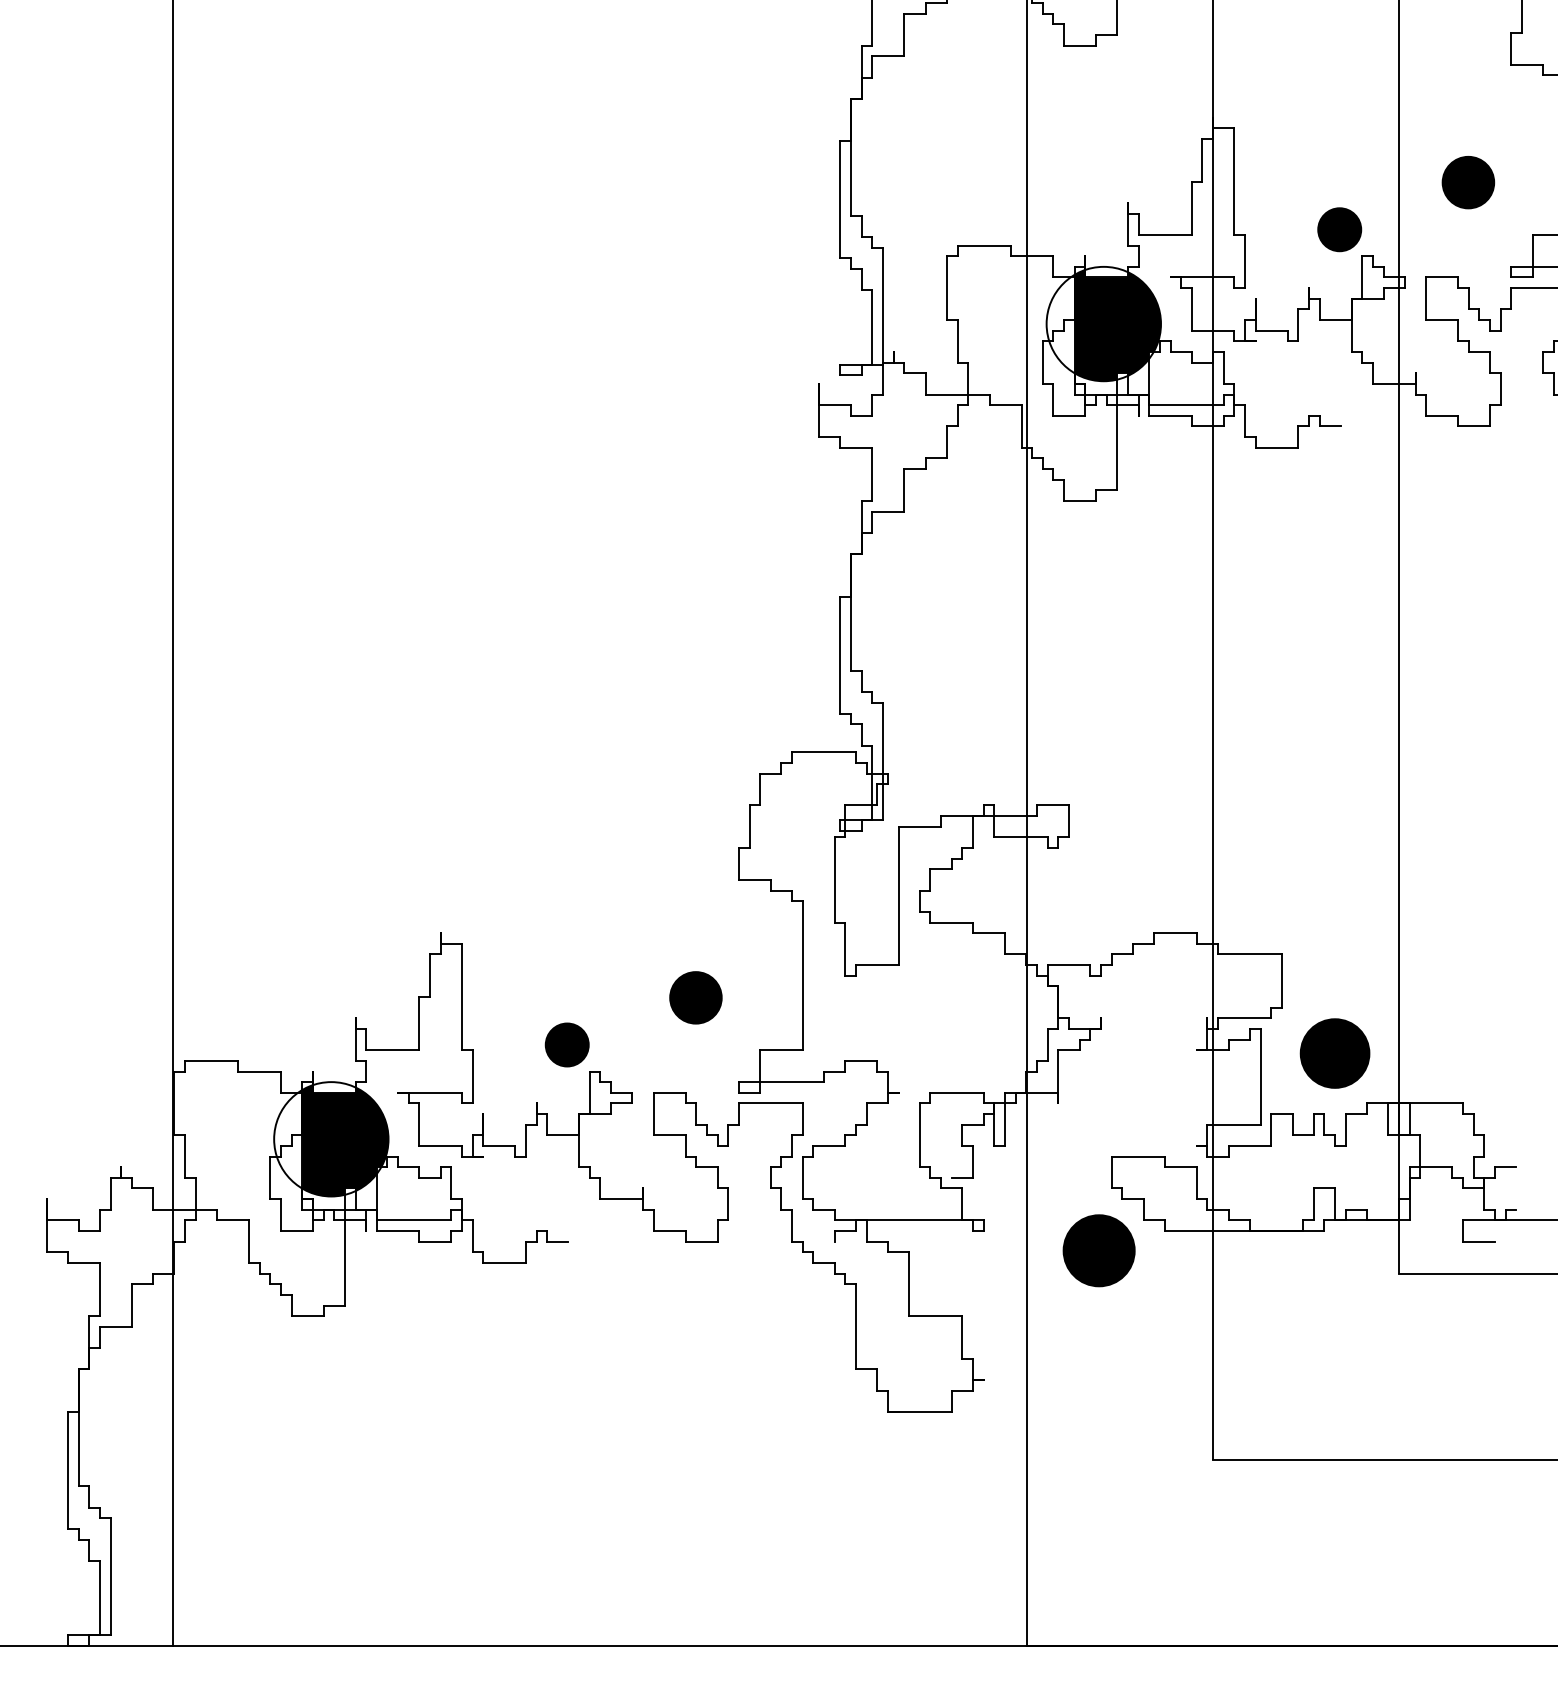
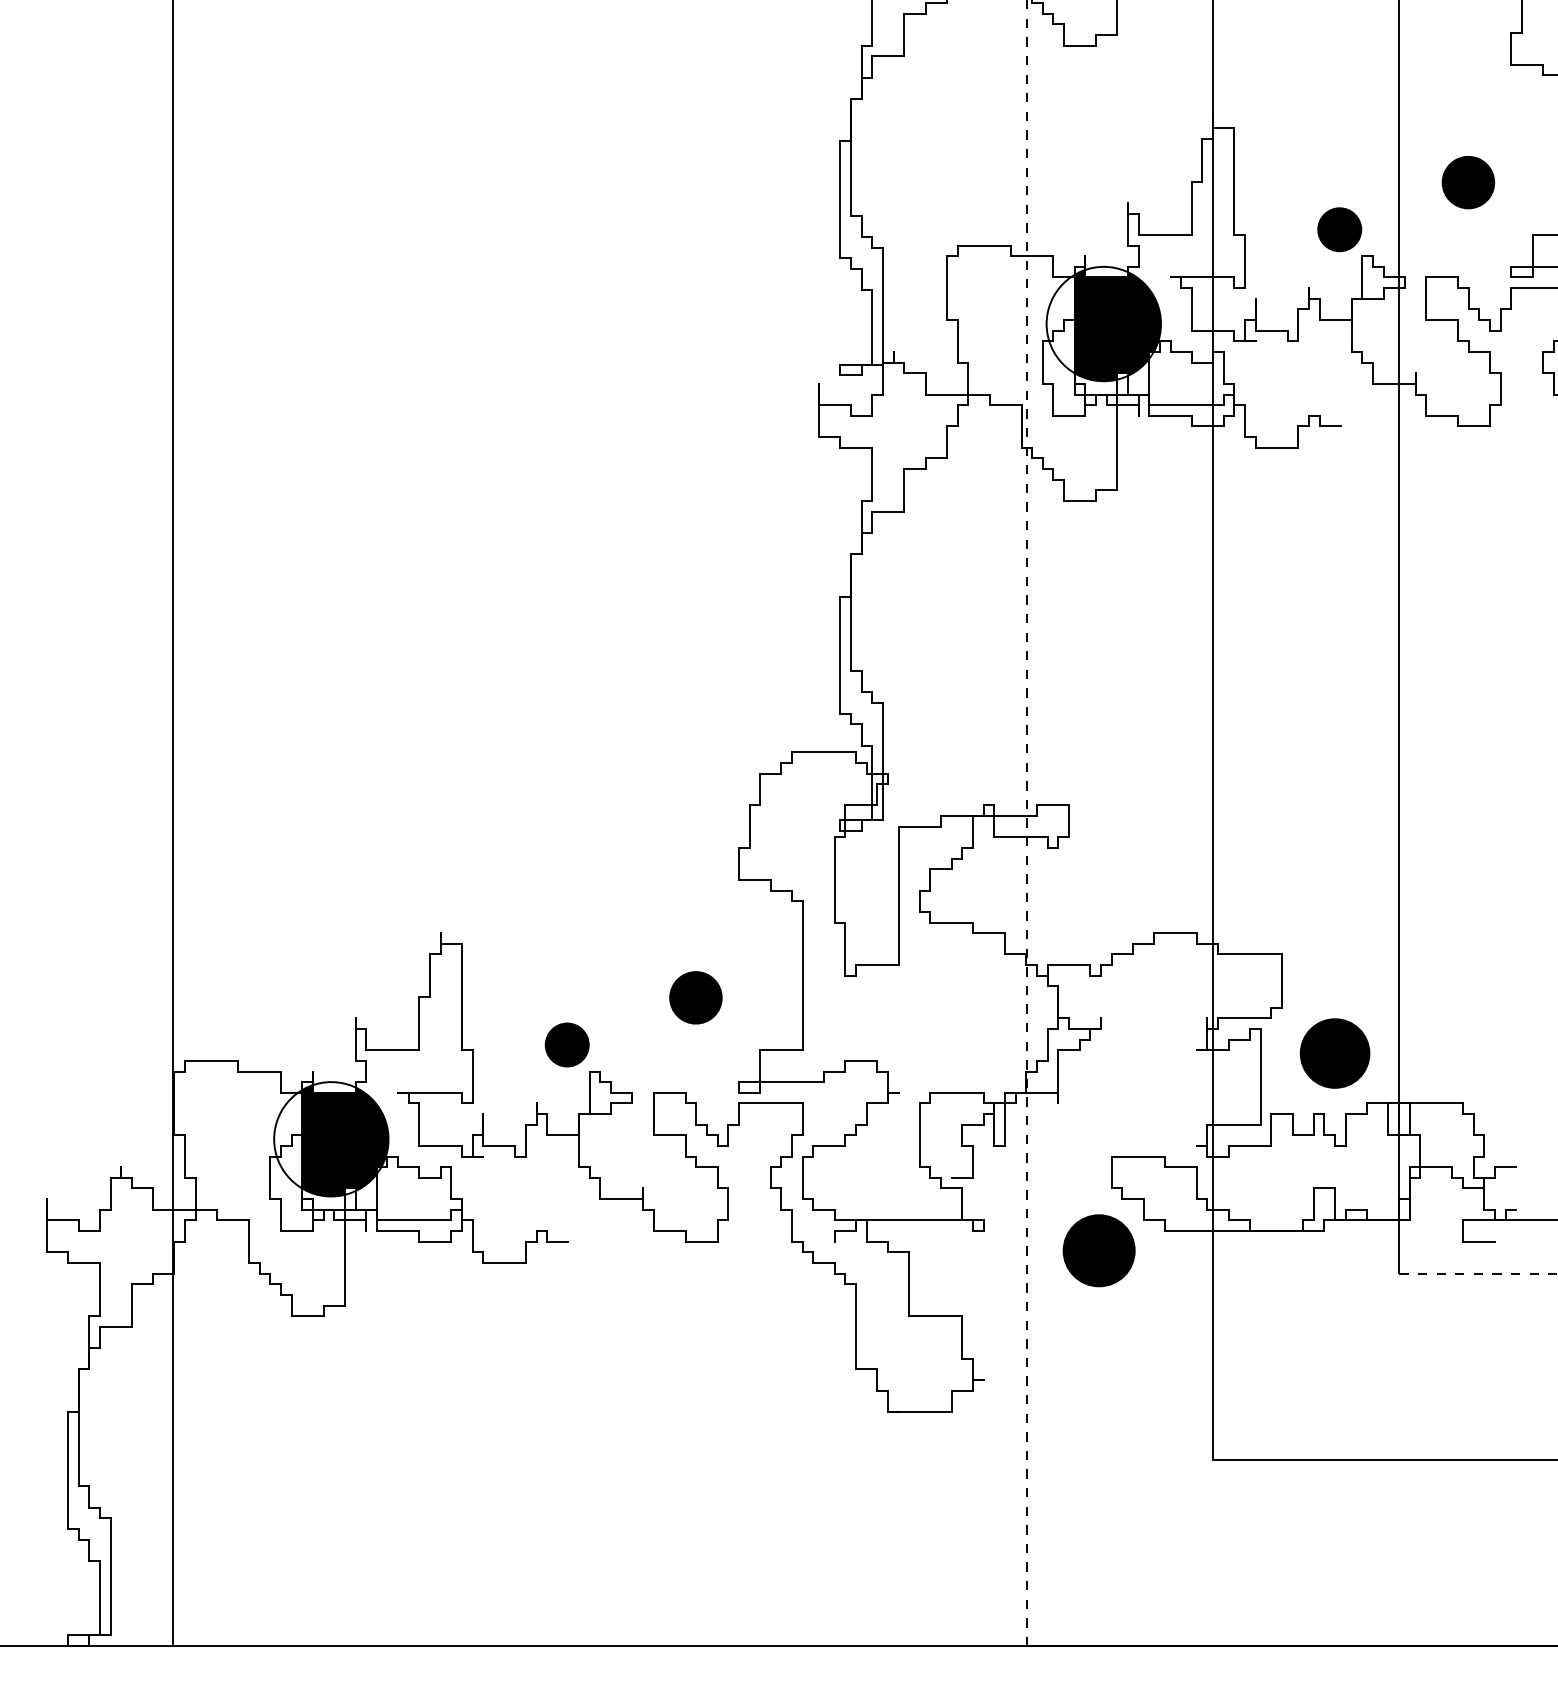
line: solid -> dashed (1027, 823)
line: solid -> dashed (1478, 1274)
